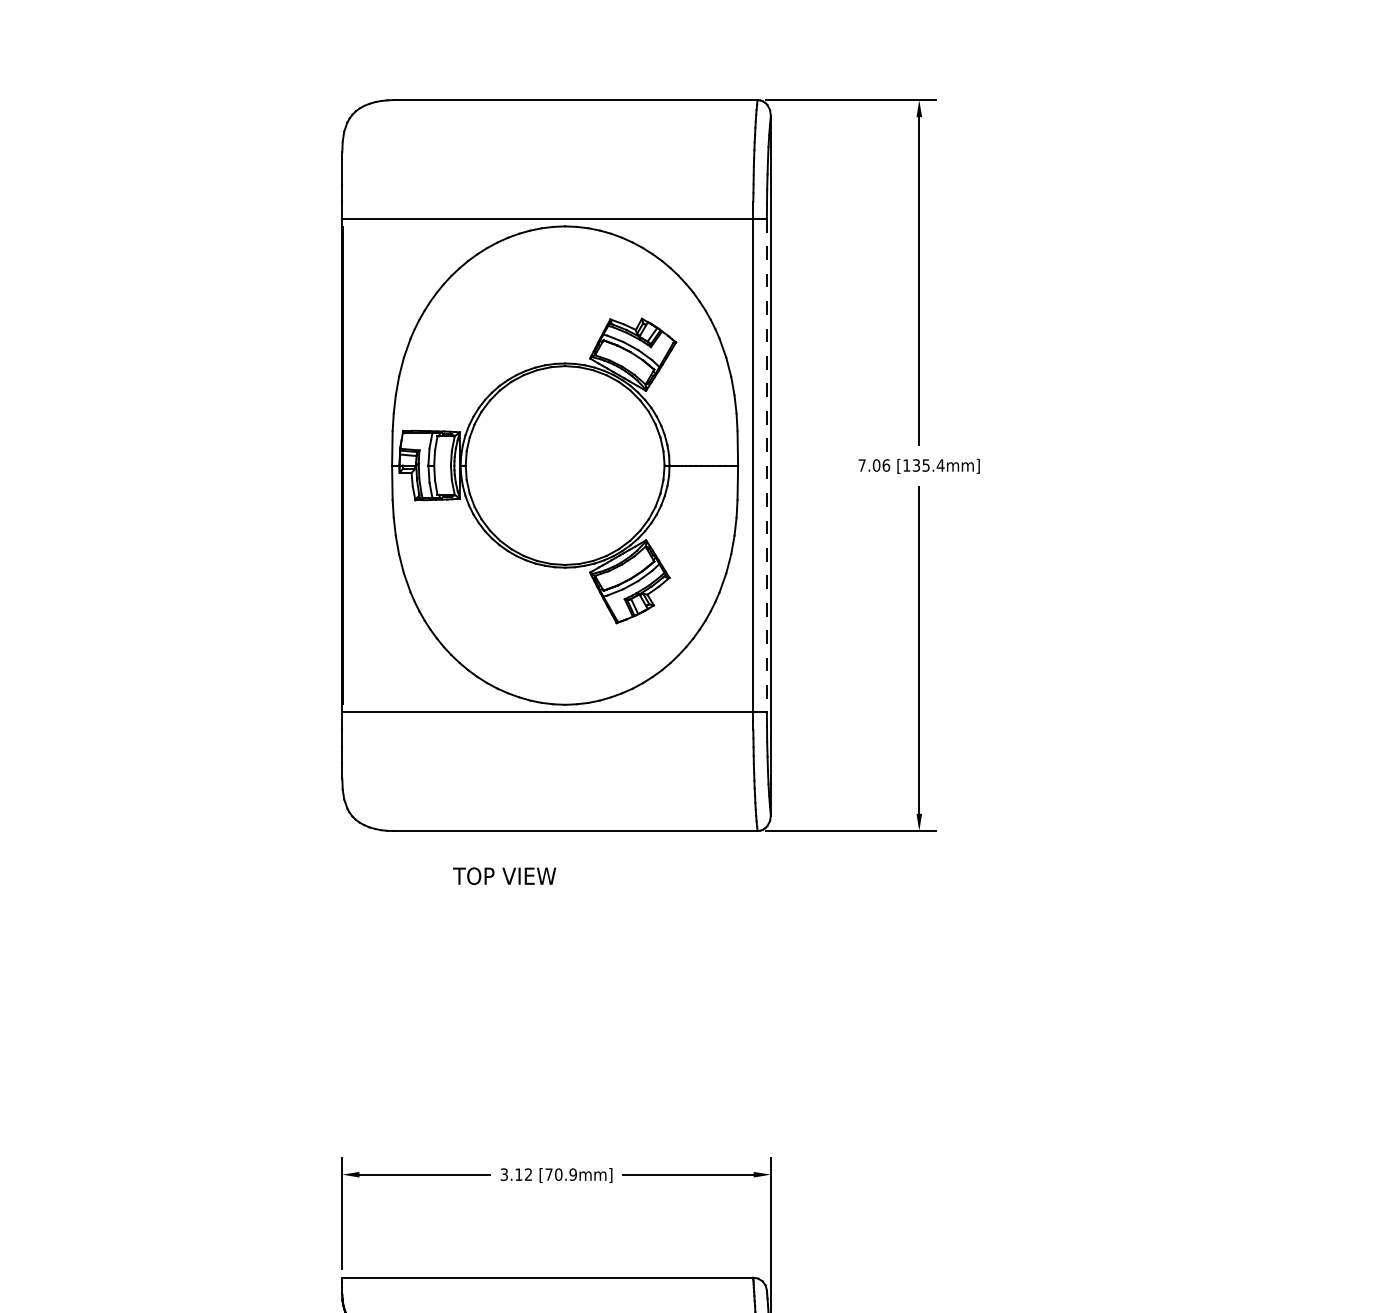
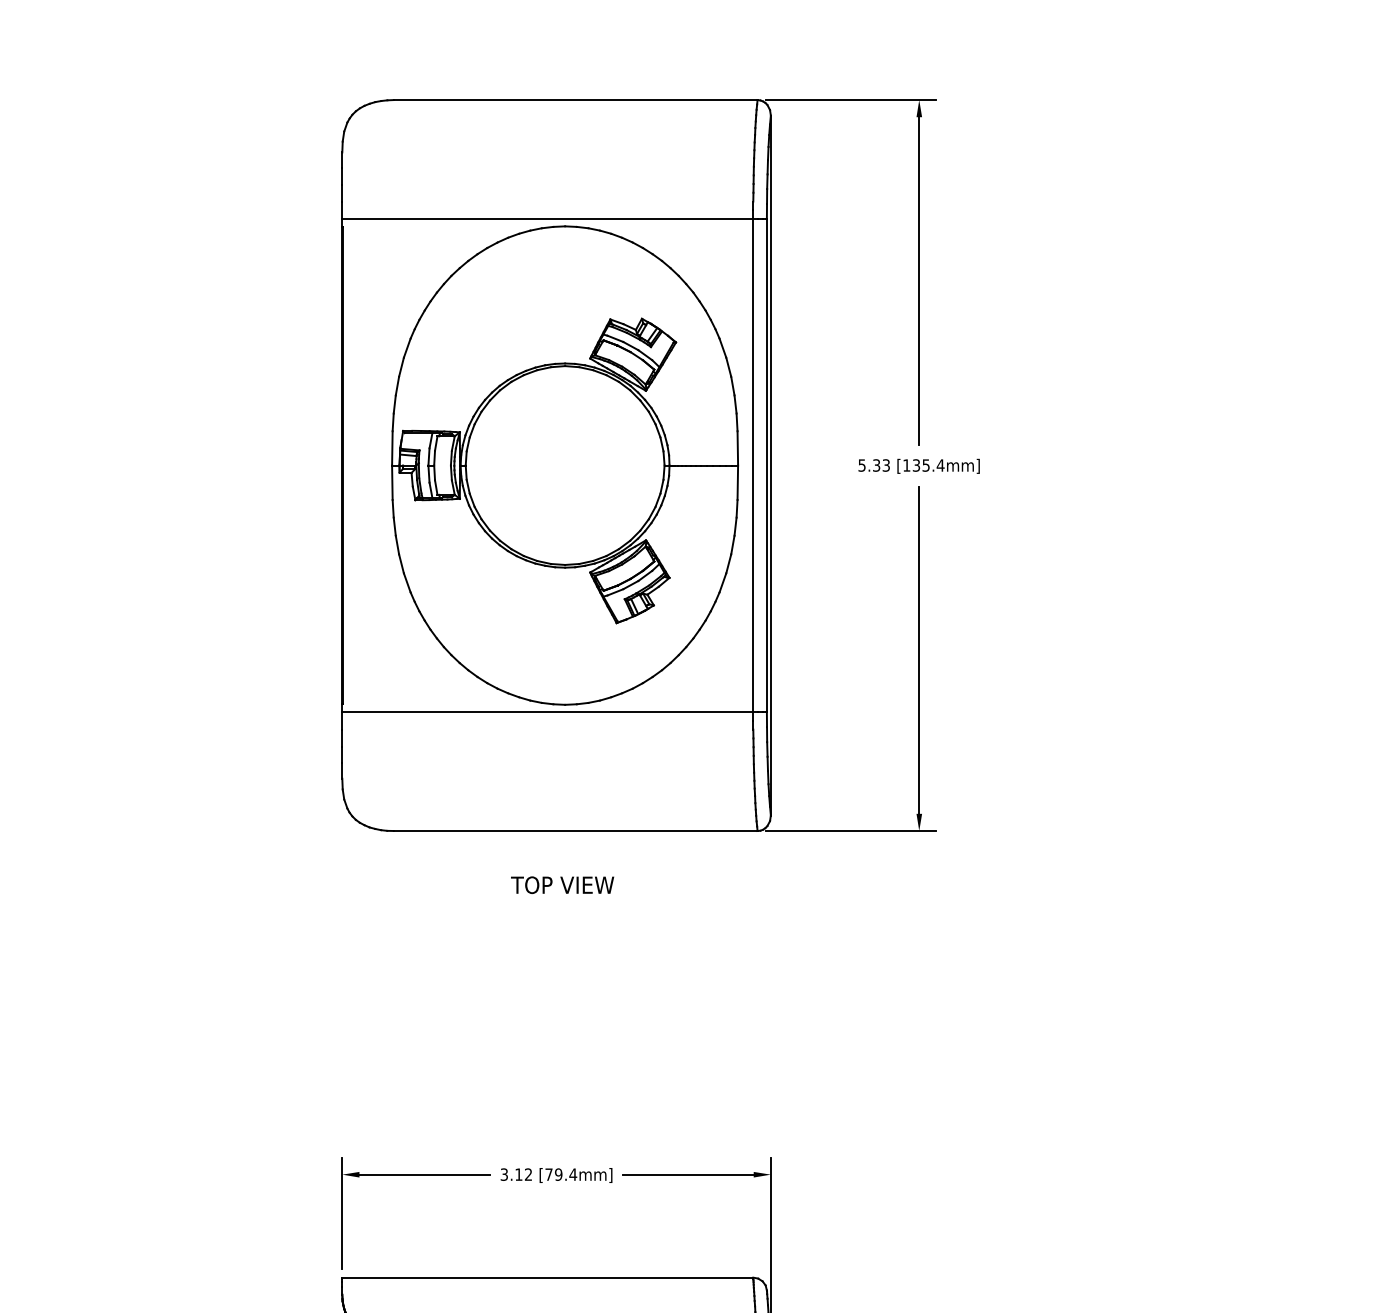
line: dashed -> solid (766, 465)
text: 7.06 -> 5.33 (874, 465)
text position: (504, 875) -> (562, 884) (562, 884)
text: [70.9mm] -> [79.4mm] (566, 1174)
